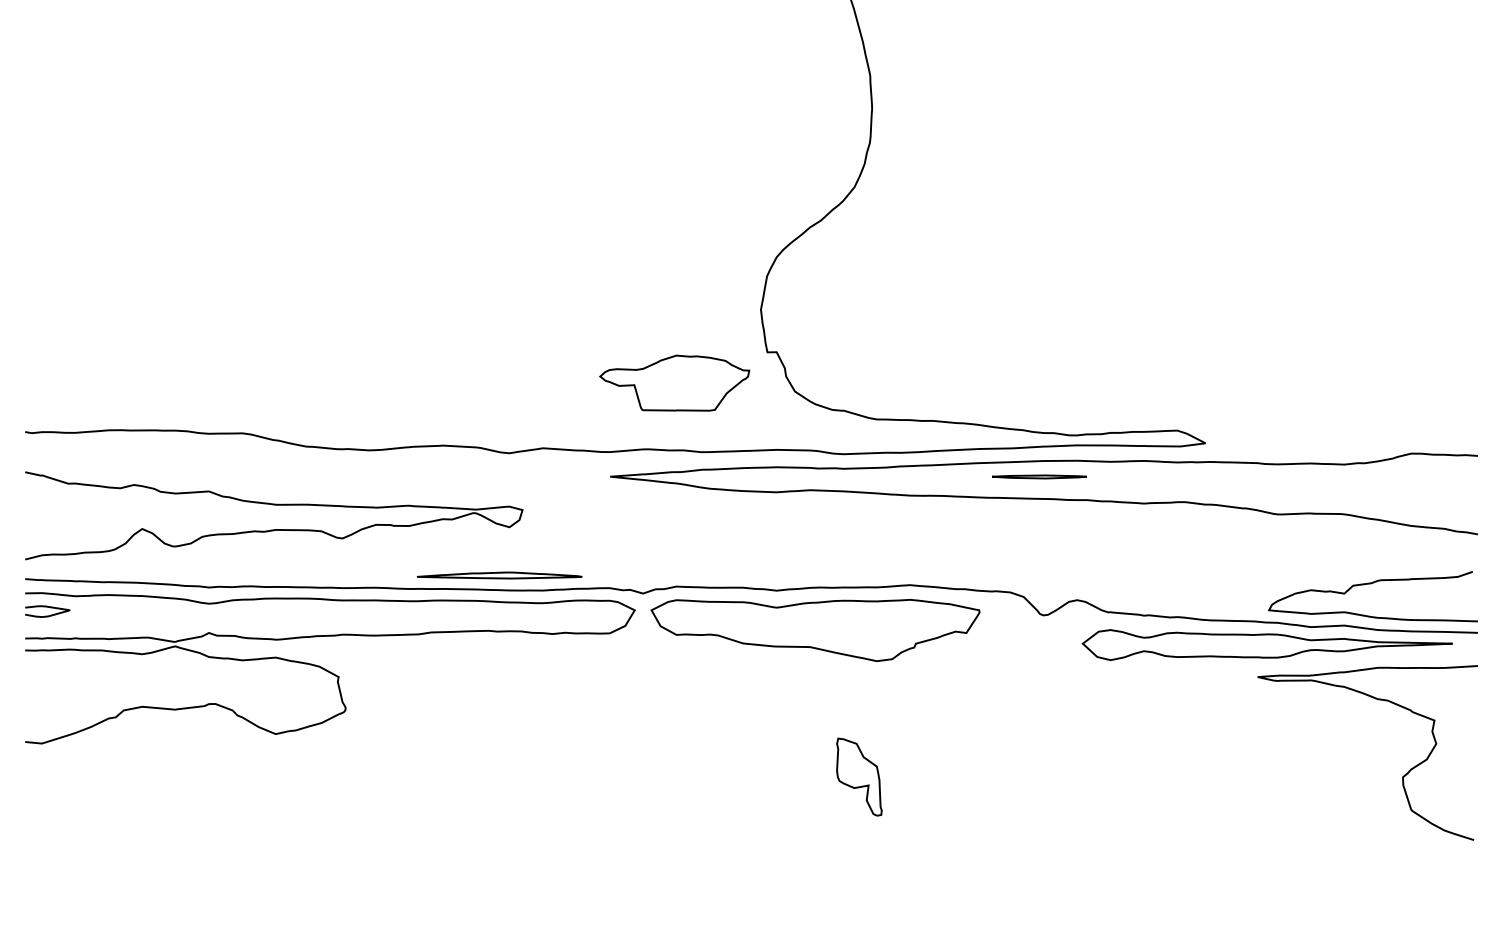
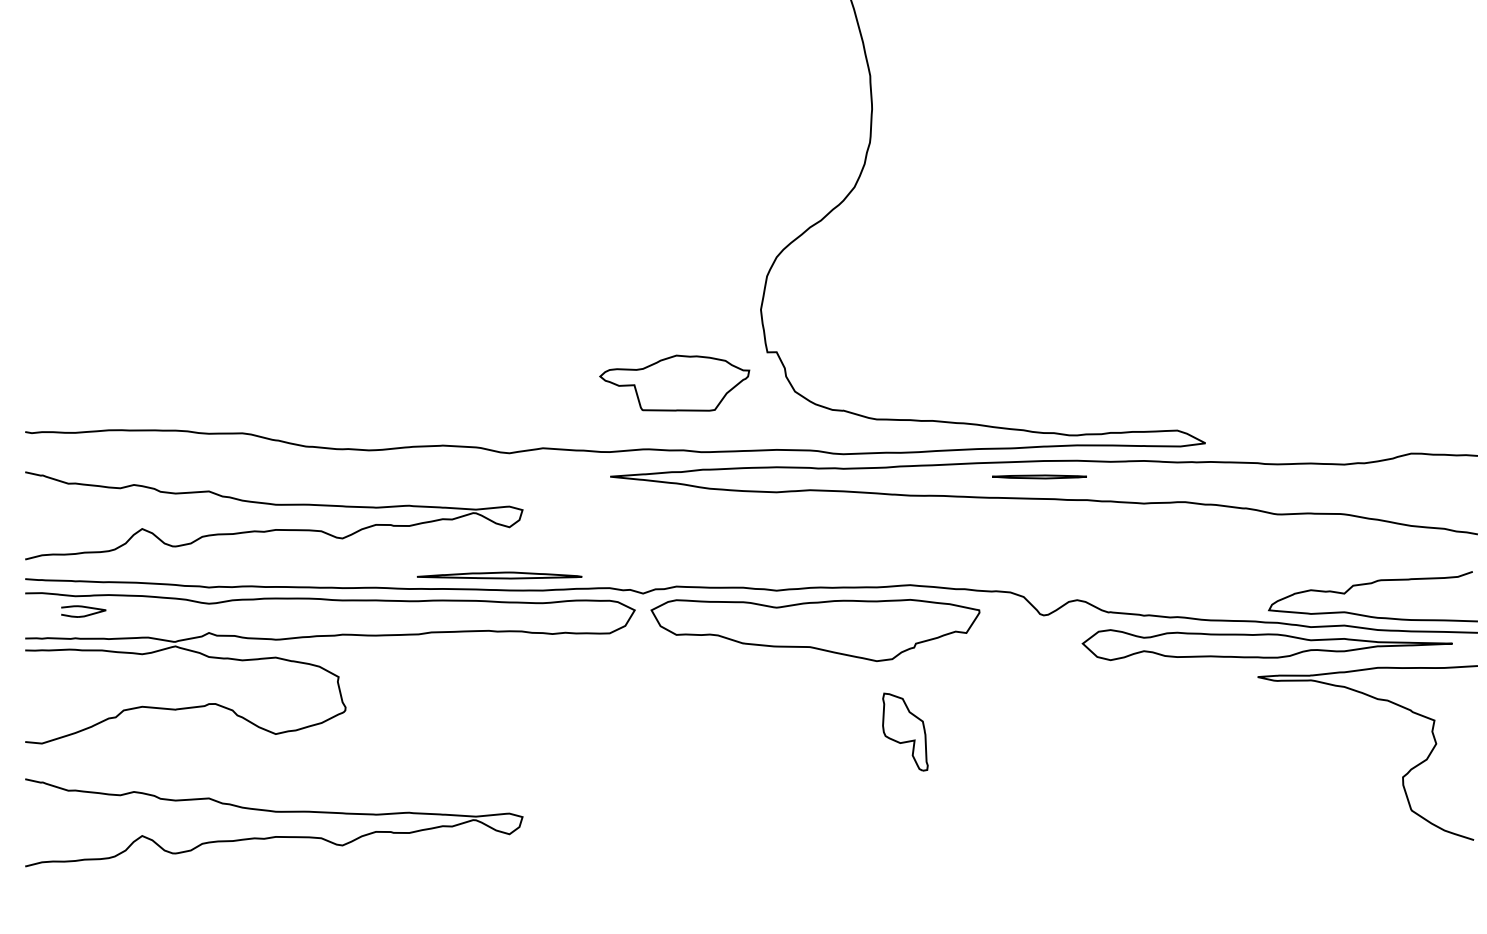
part position: (47, 611) -> (83, 611) (83, 611)
part position: (859, 776) -> (905, 731) (905, 731)
curve: none -> present (274, 812)
